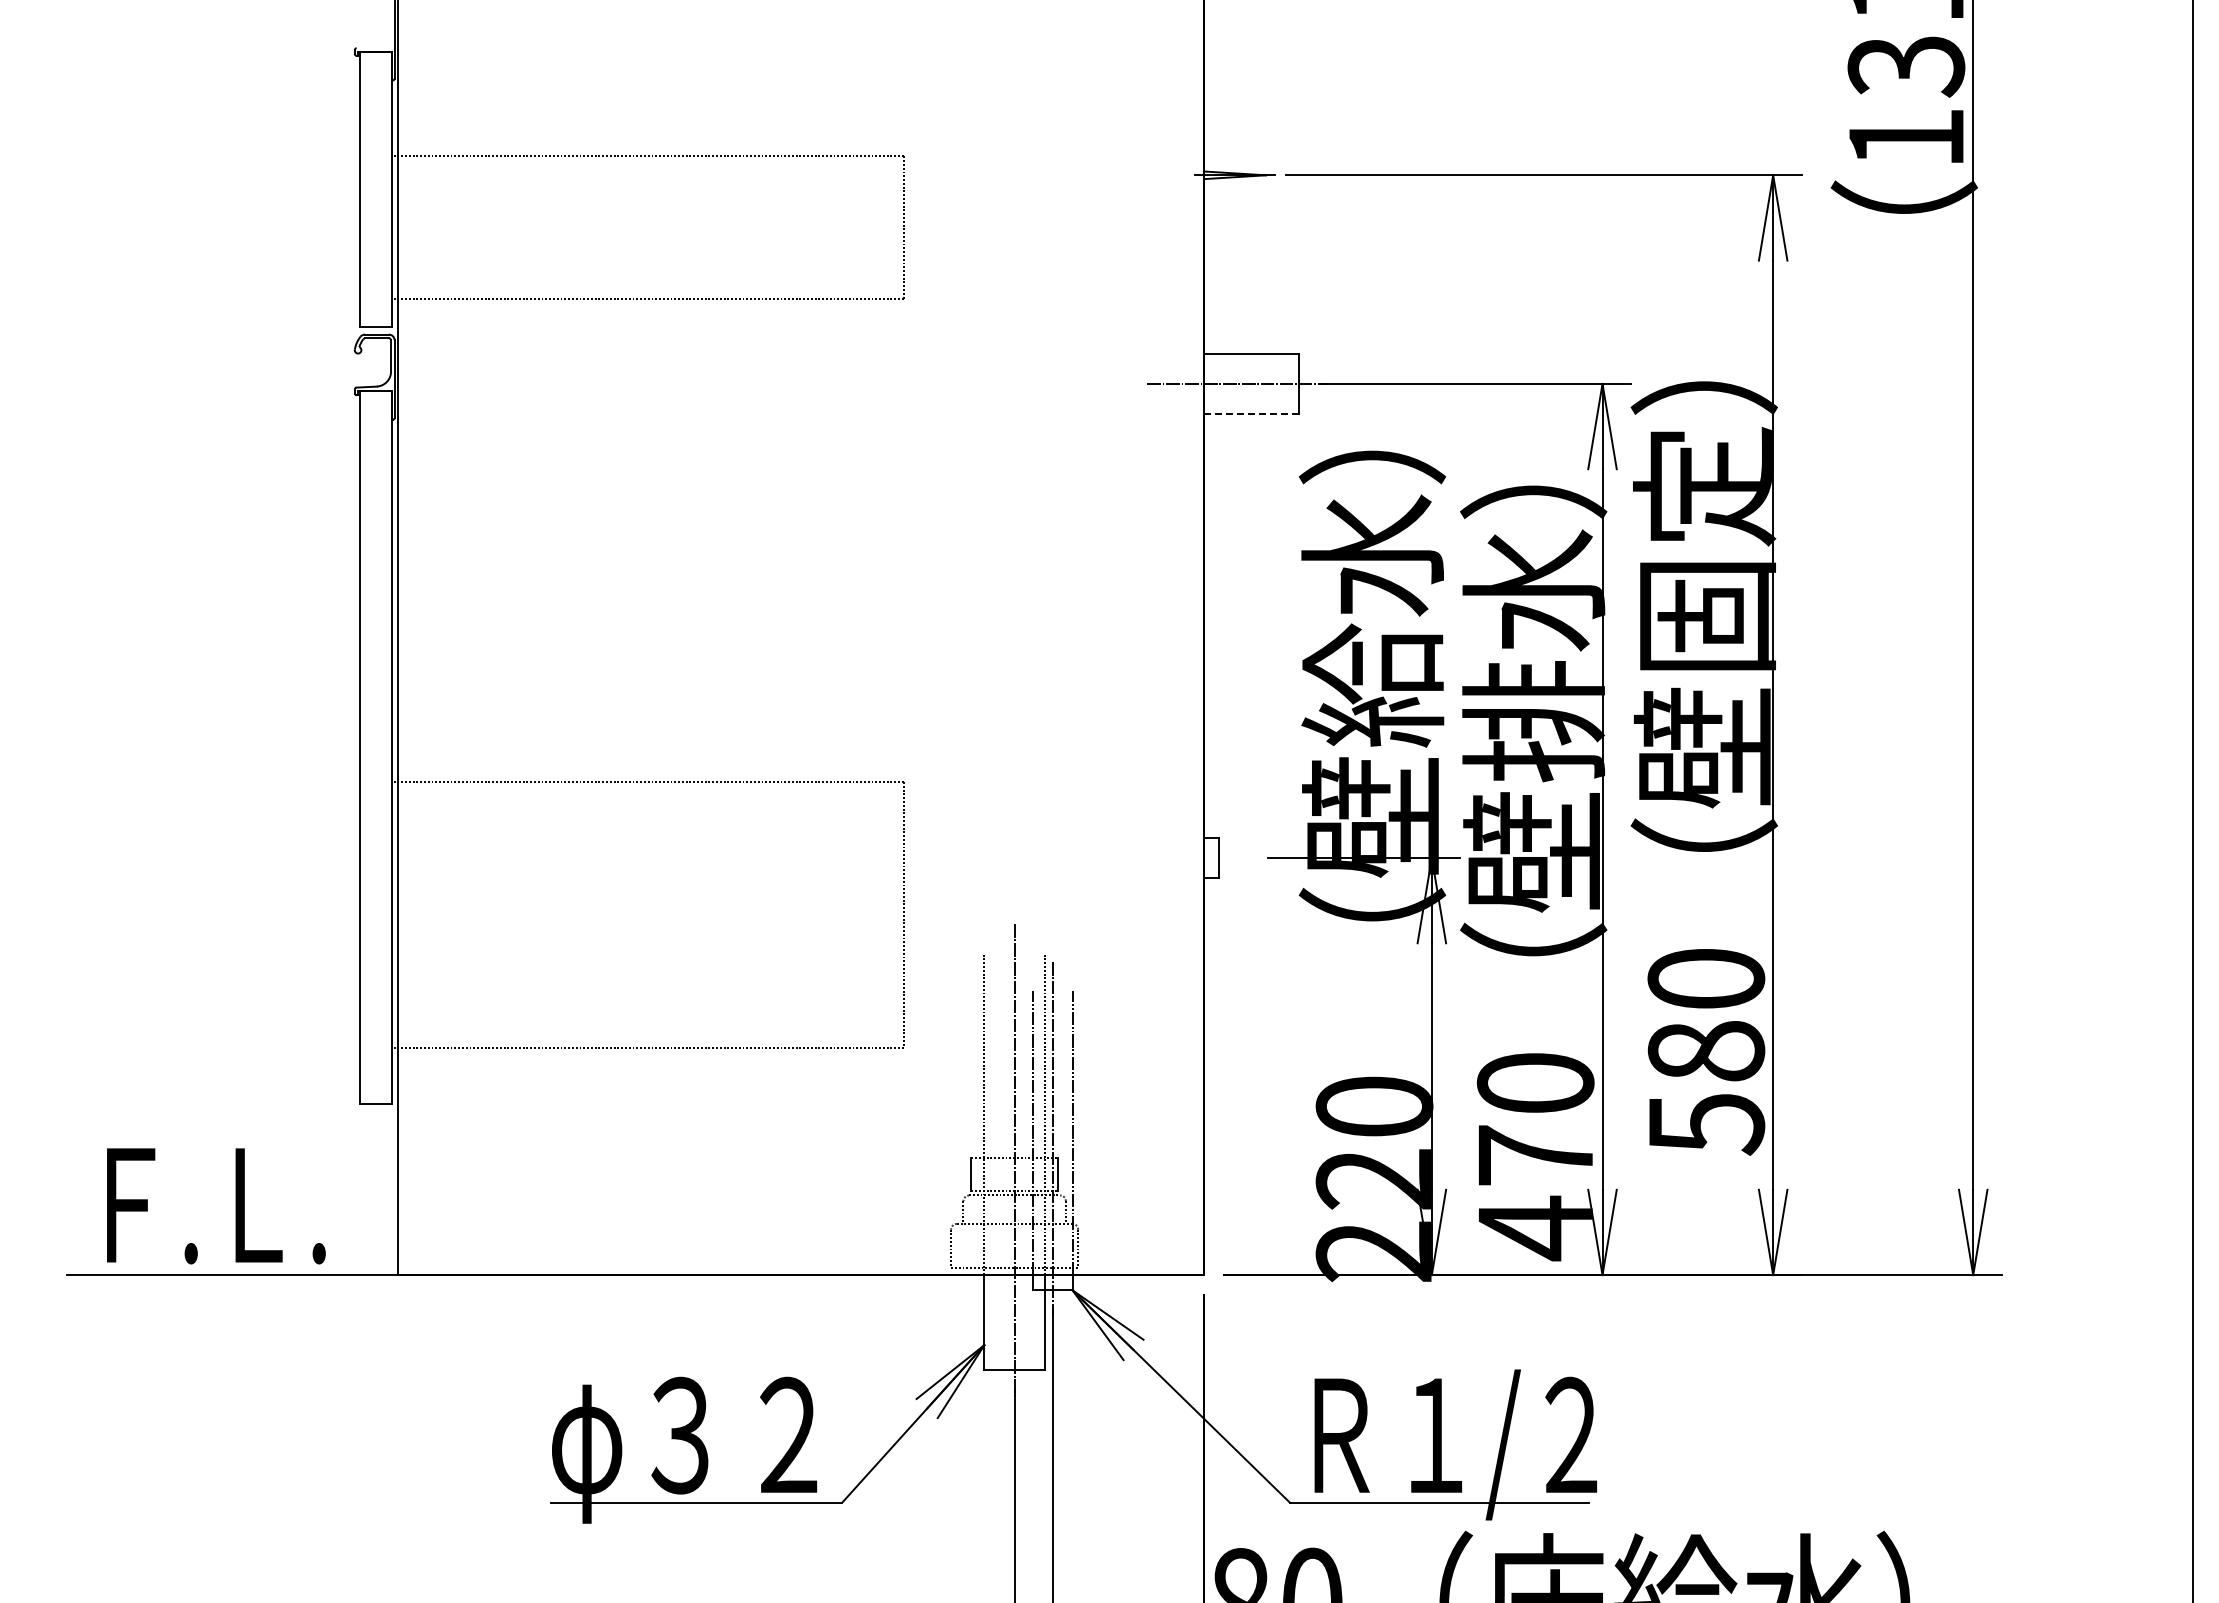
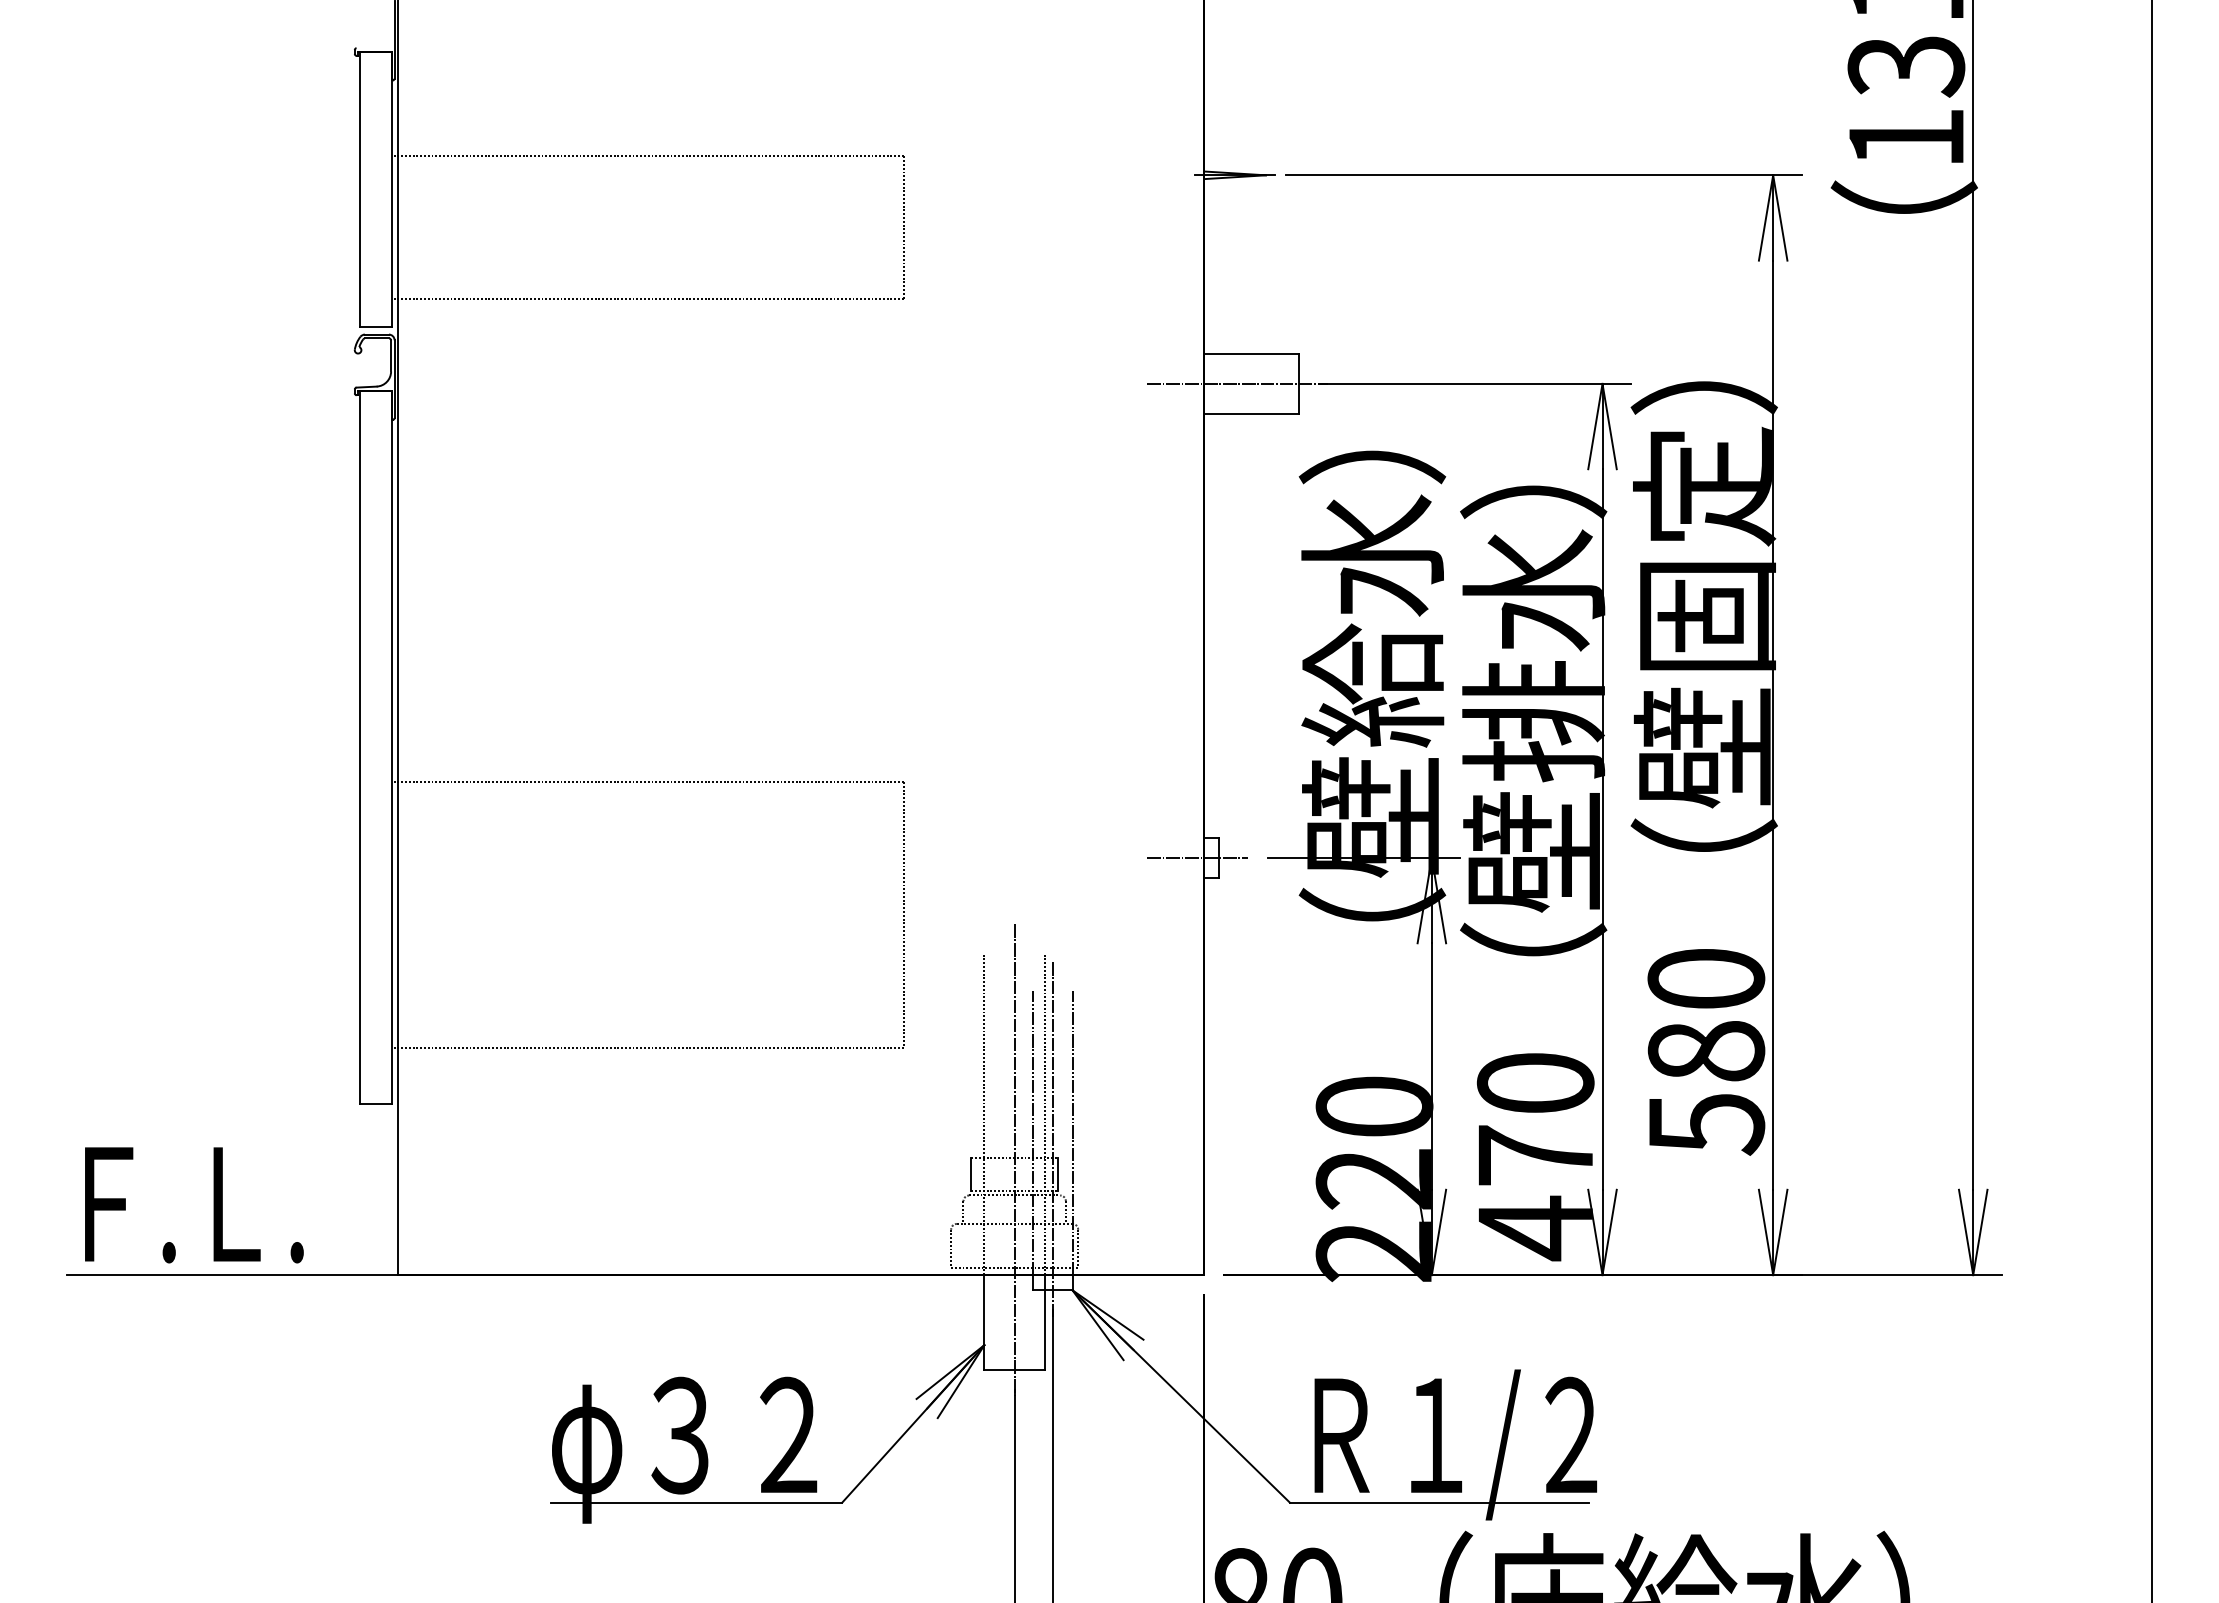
line: dashed -> solid (1252, 414)
line position: (2193, 800) -> (2152, 800) (2152, 800)
line: none -> present (1197, 857)
text position: (216, 1206) -> (194, 1205) (194, 1205)
